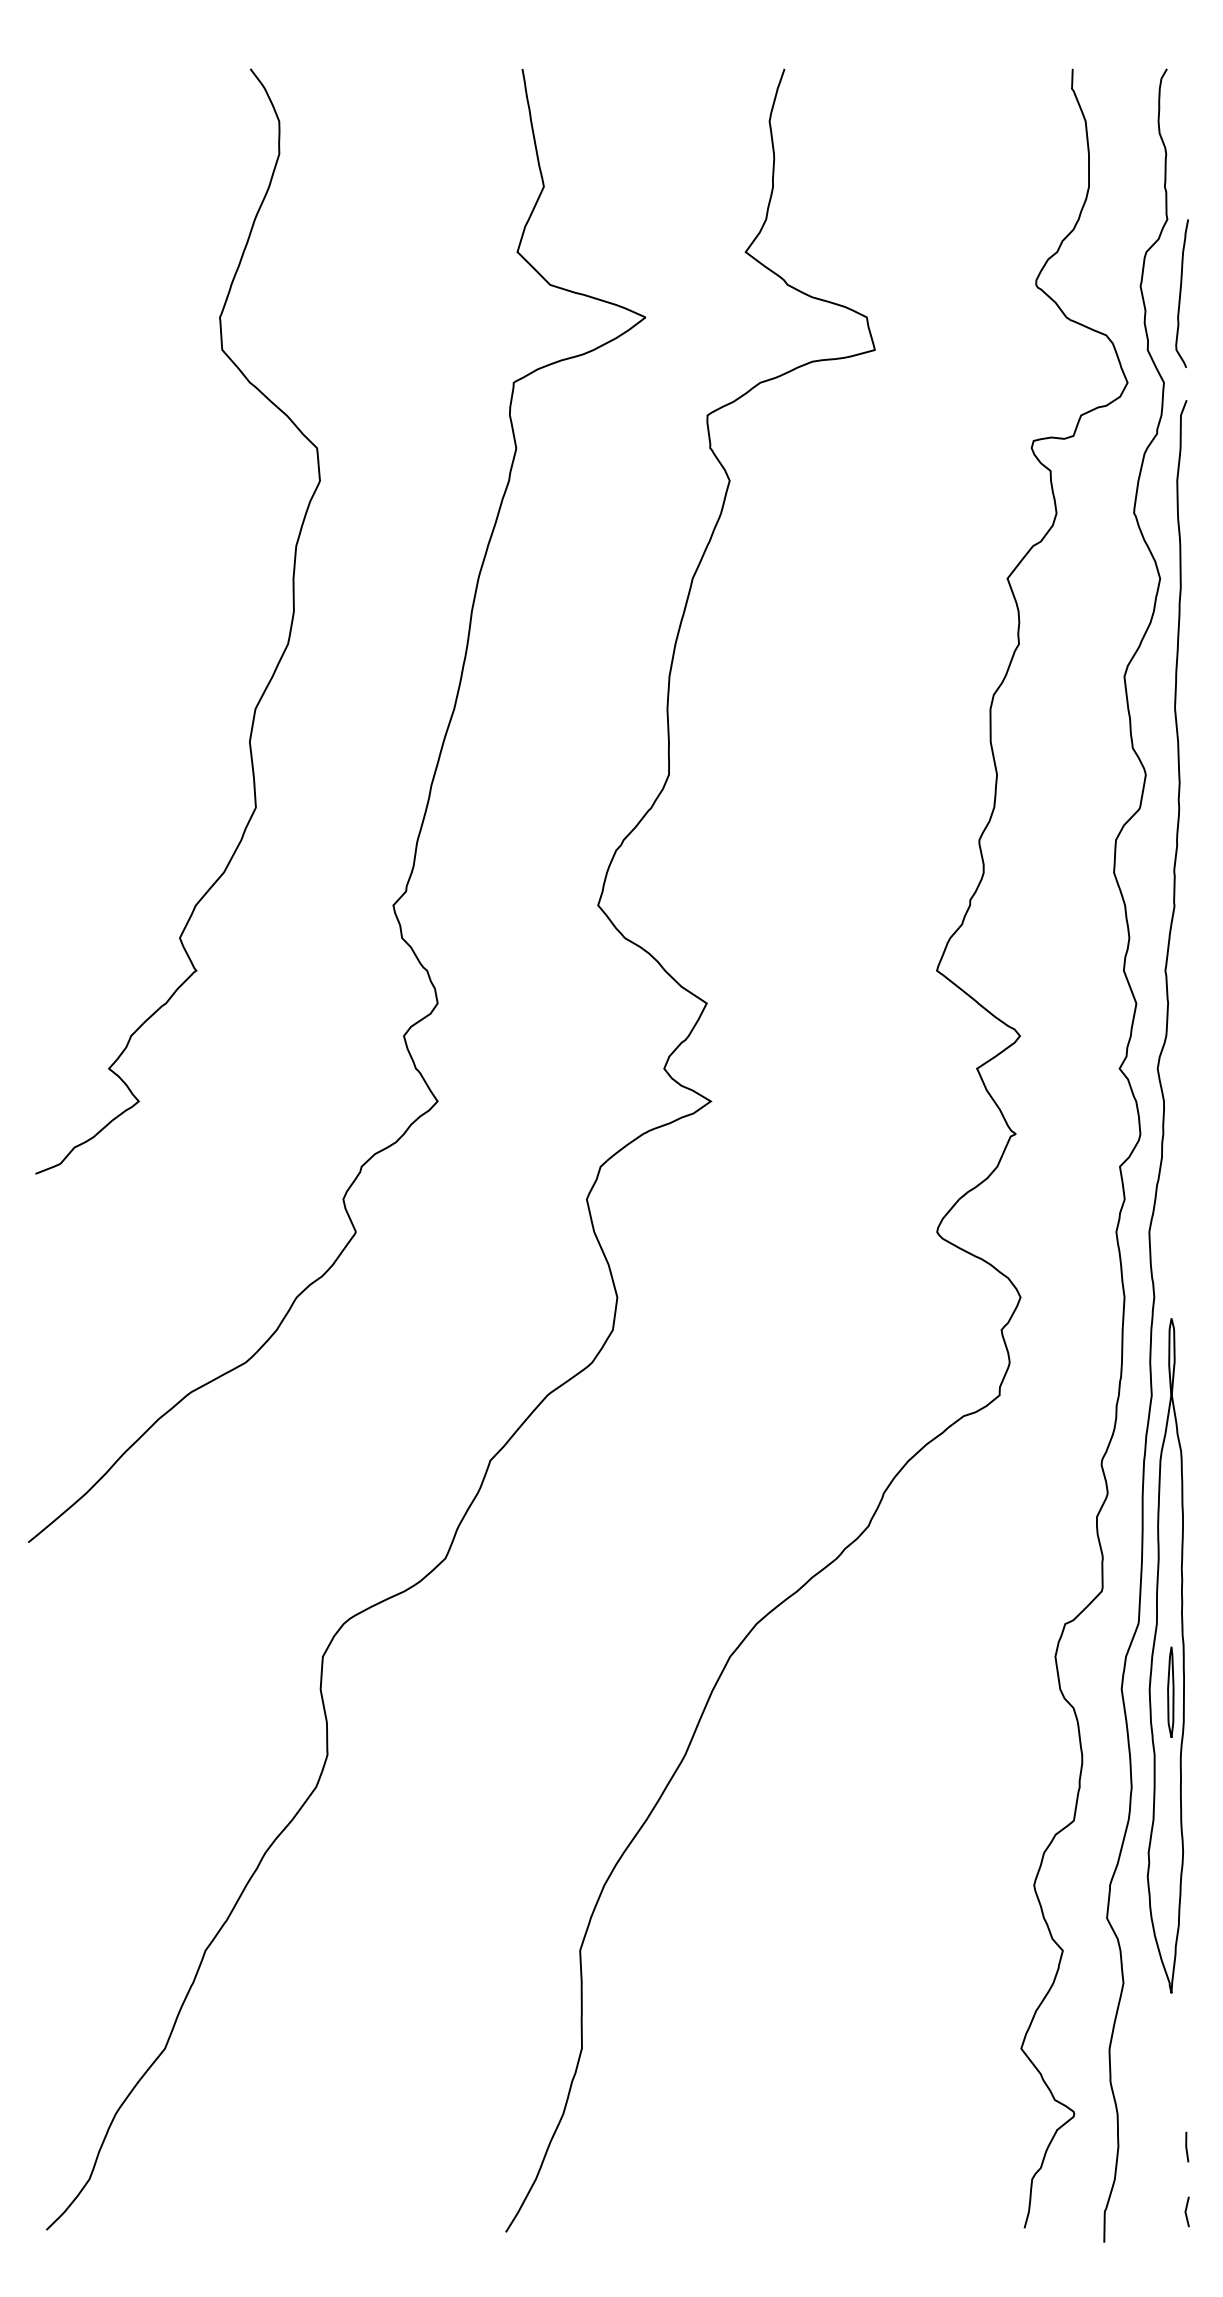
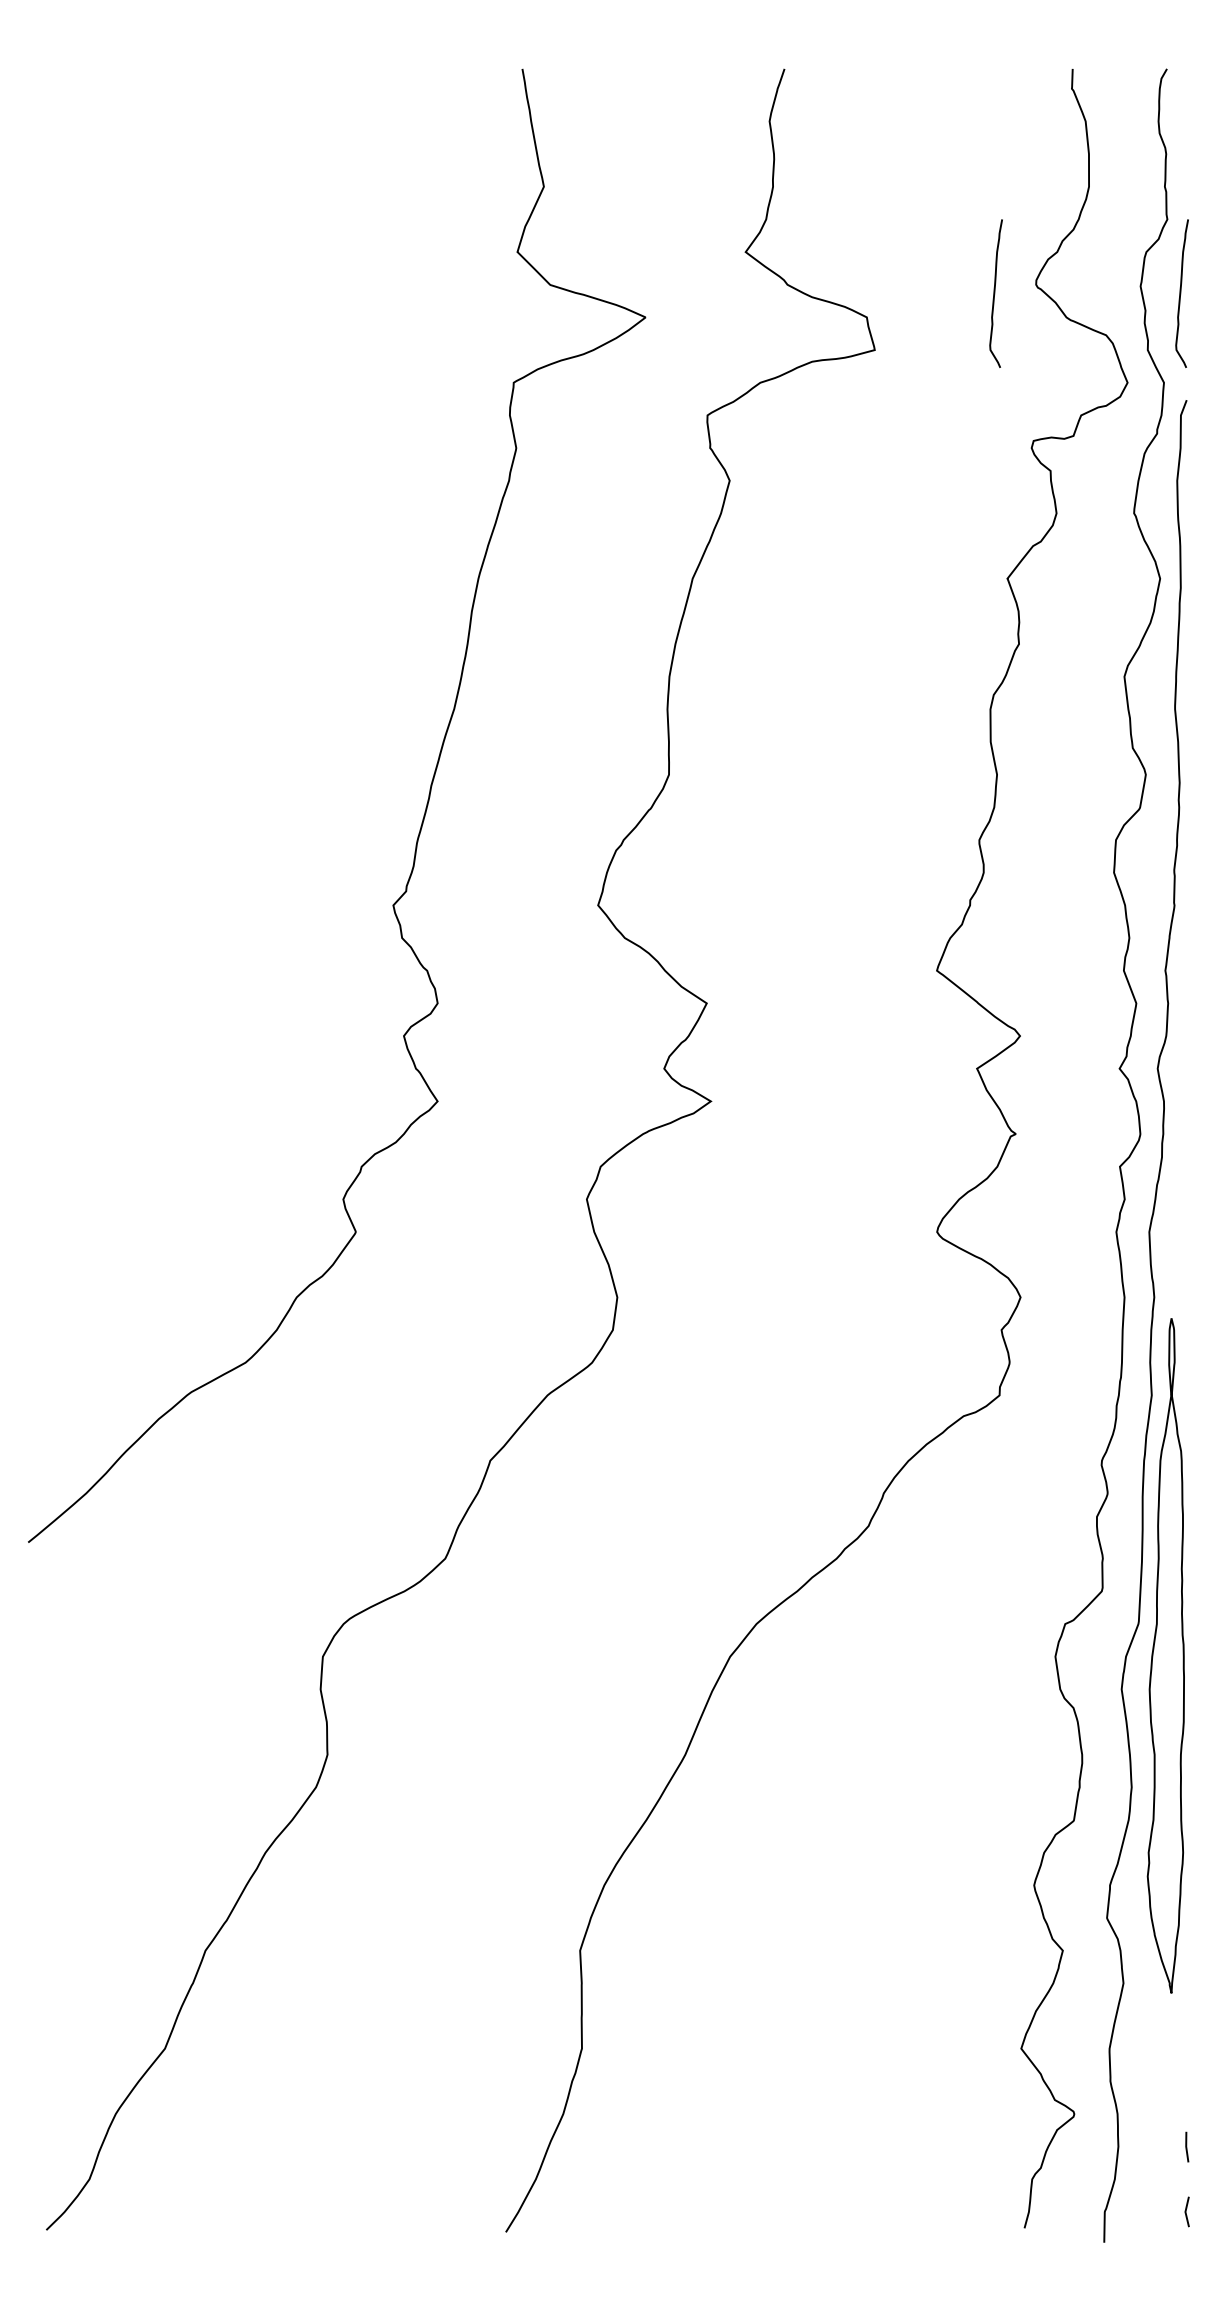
curve: none -> present (995, 293)
curve: present -> none (274, 669)
part: present -> none (1170, 1691)
